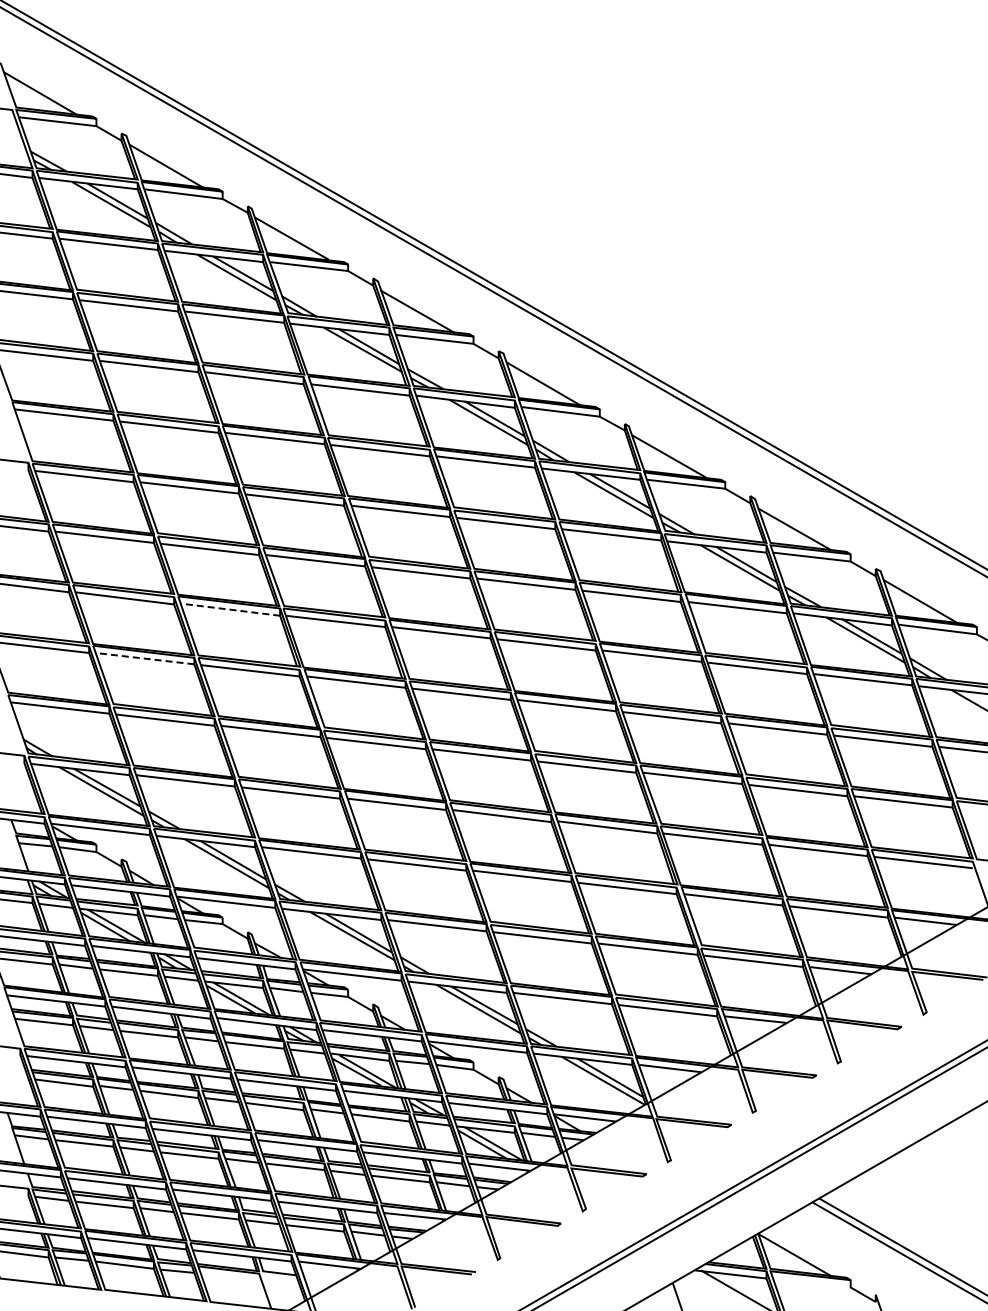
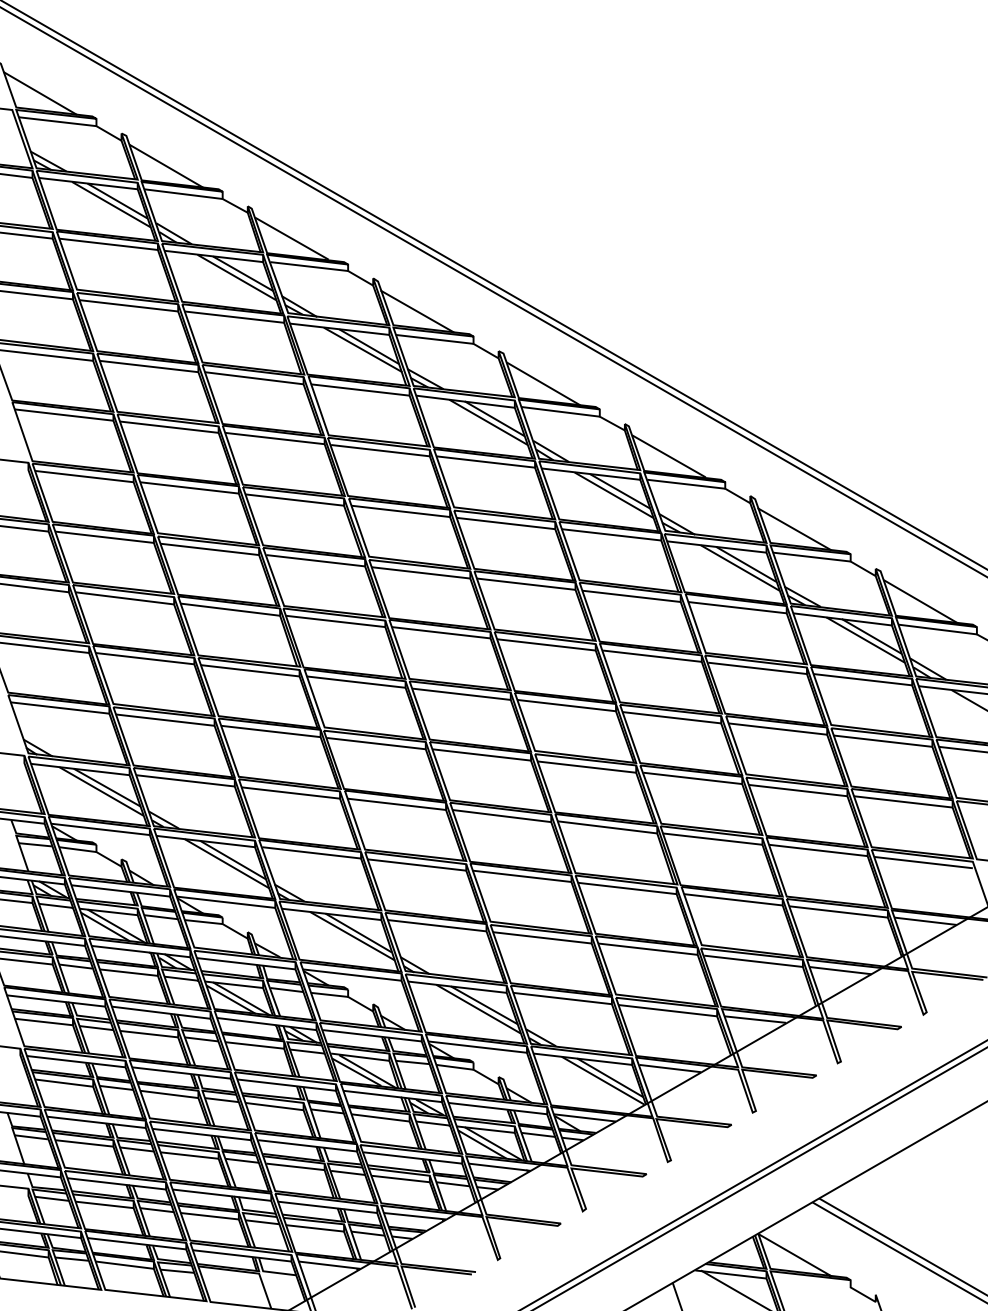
line: dashed -> solid (229, 609)
line: dashed -> solid (145, 658)
